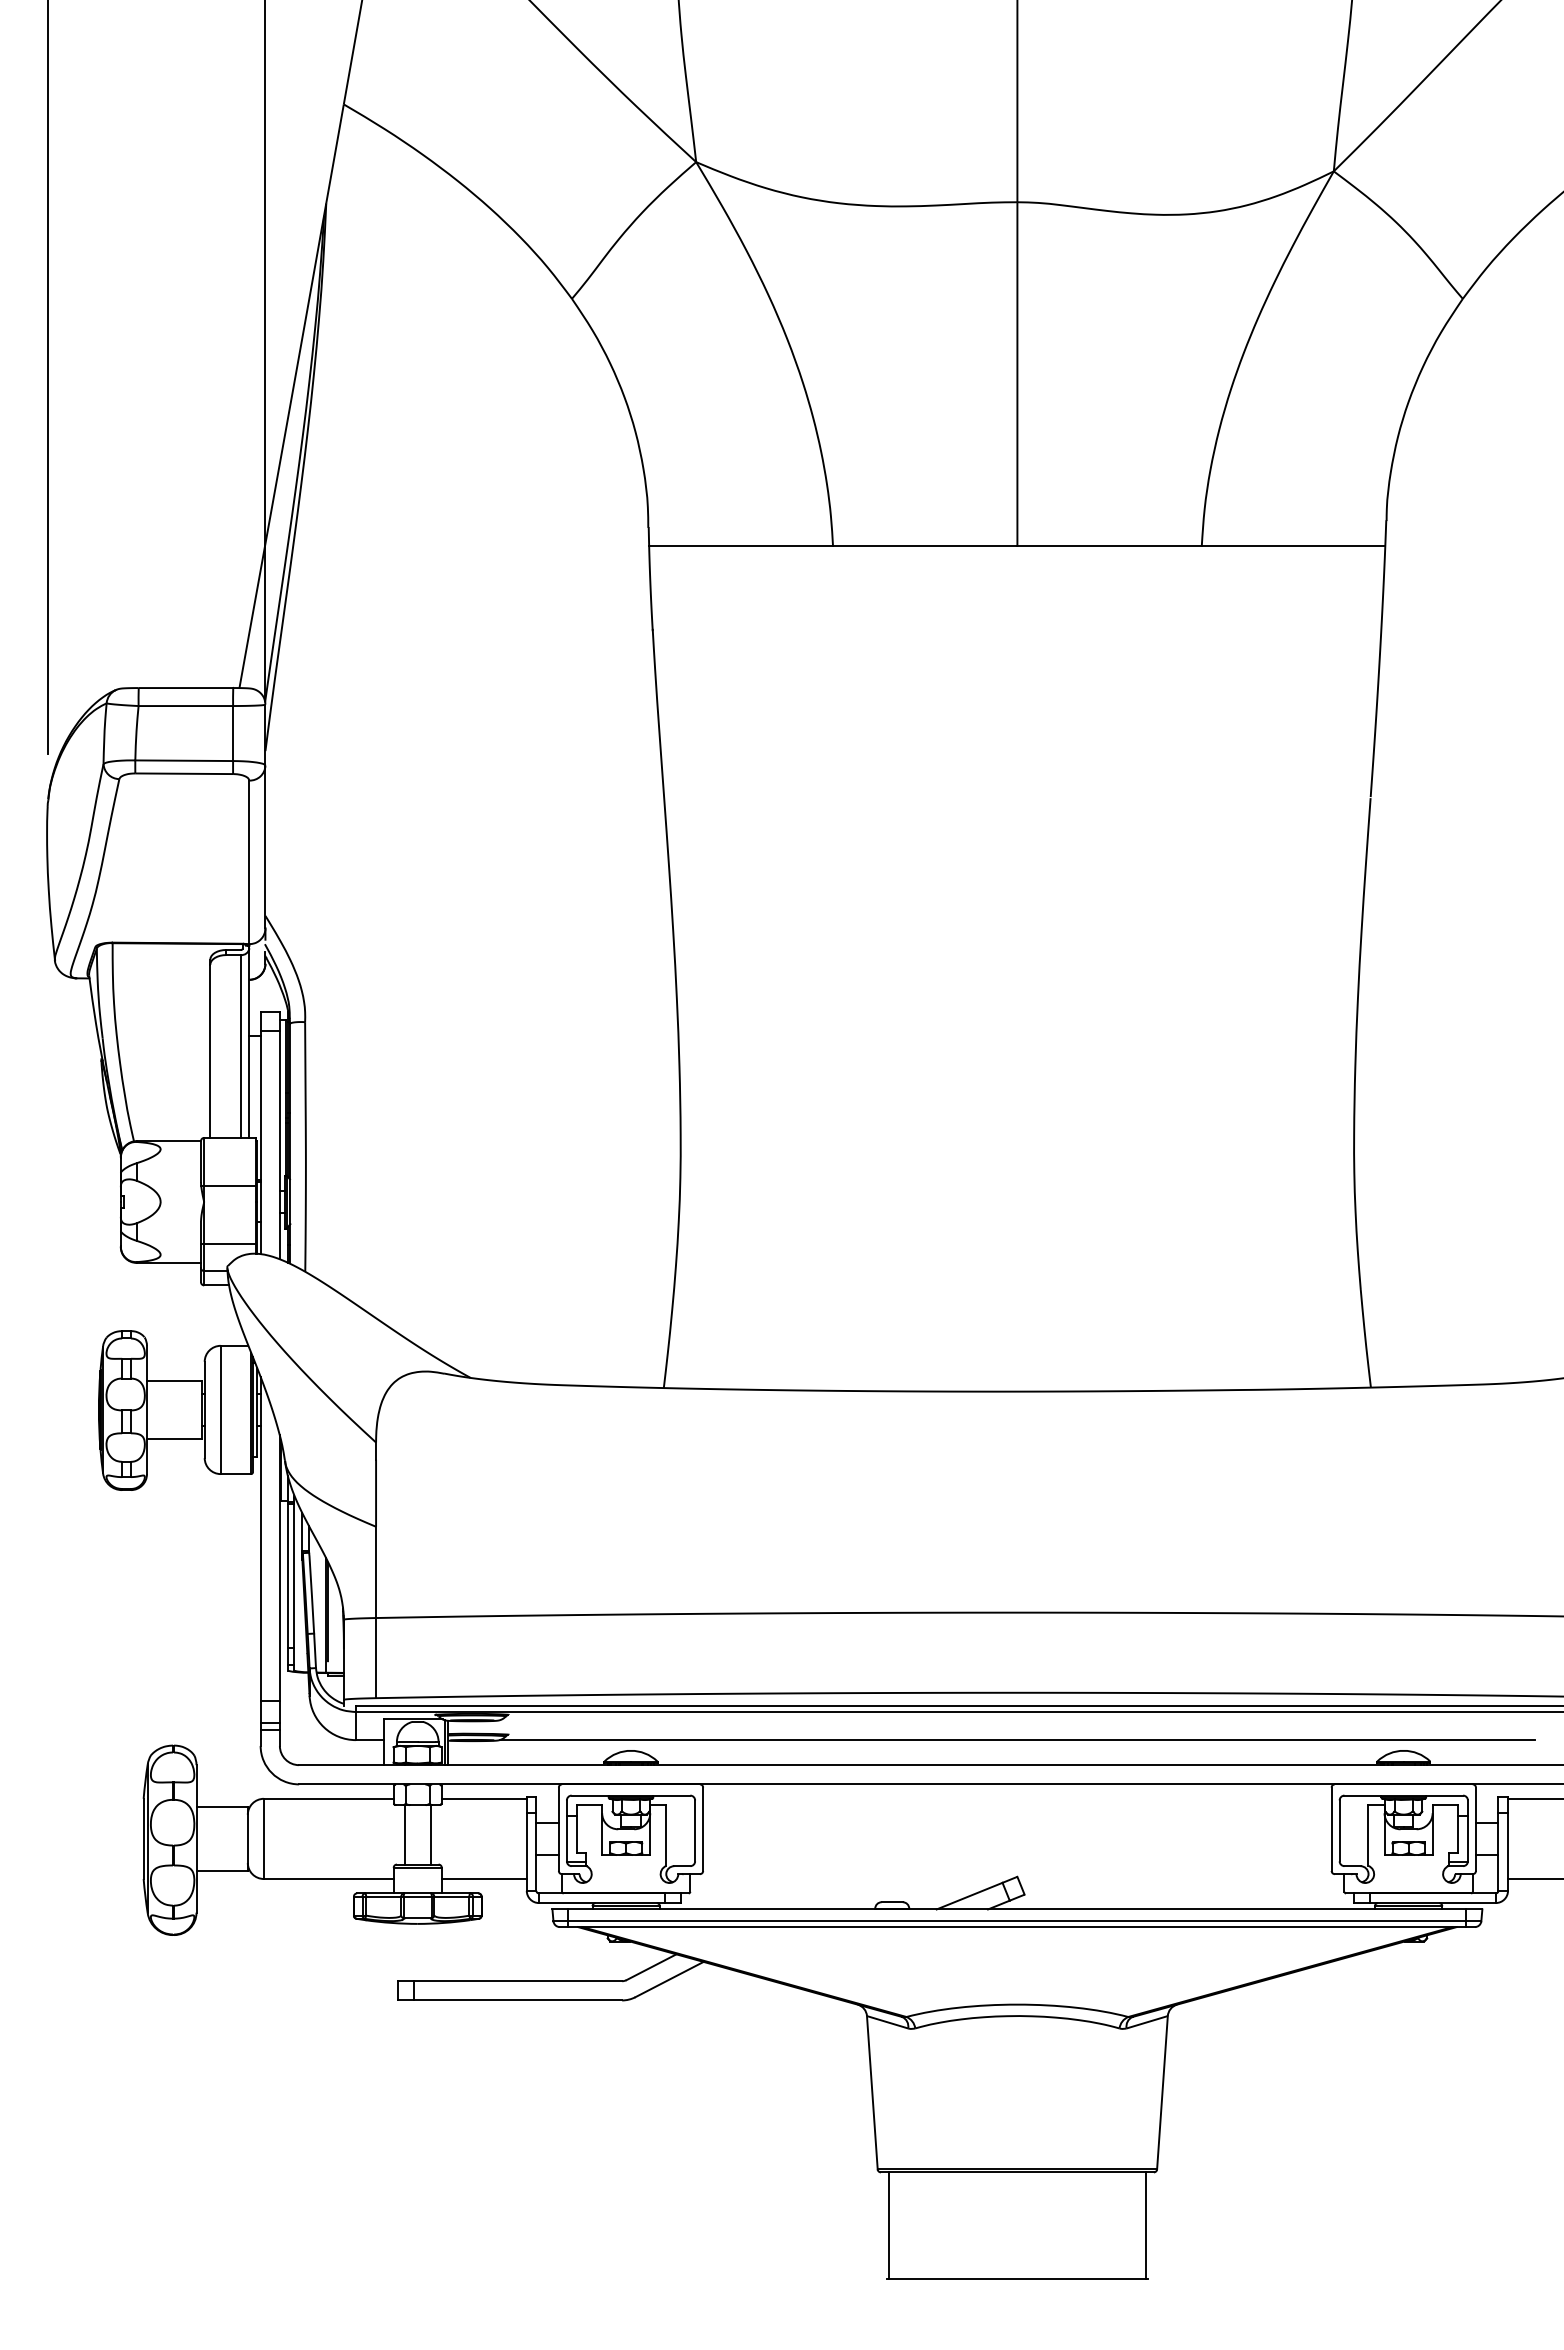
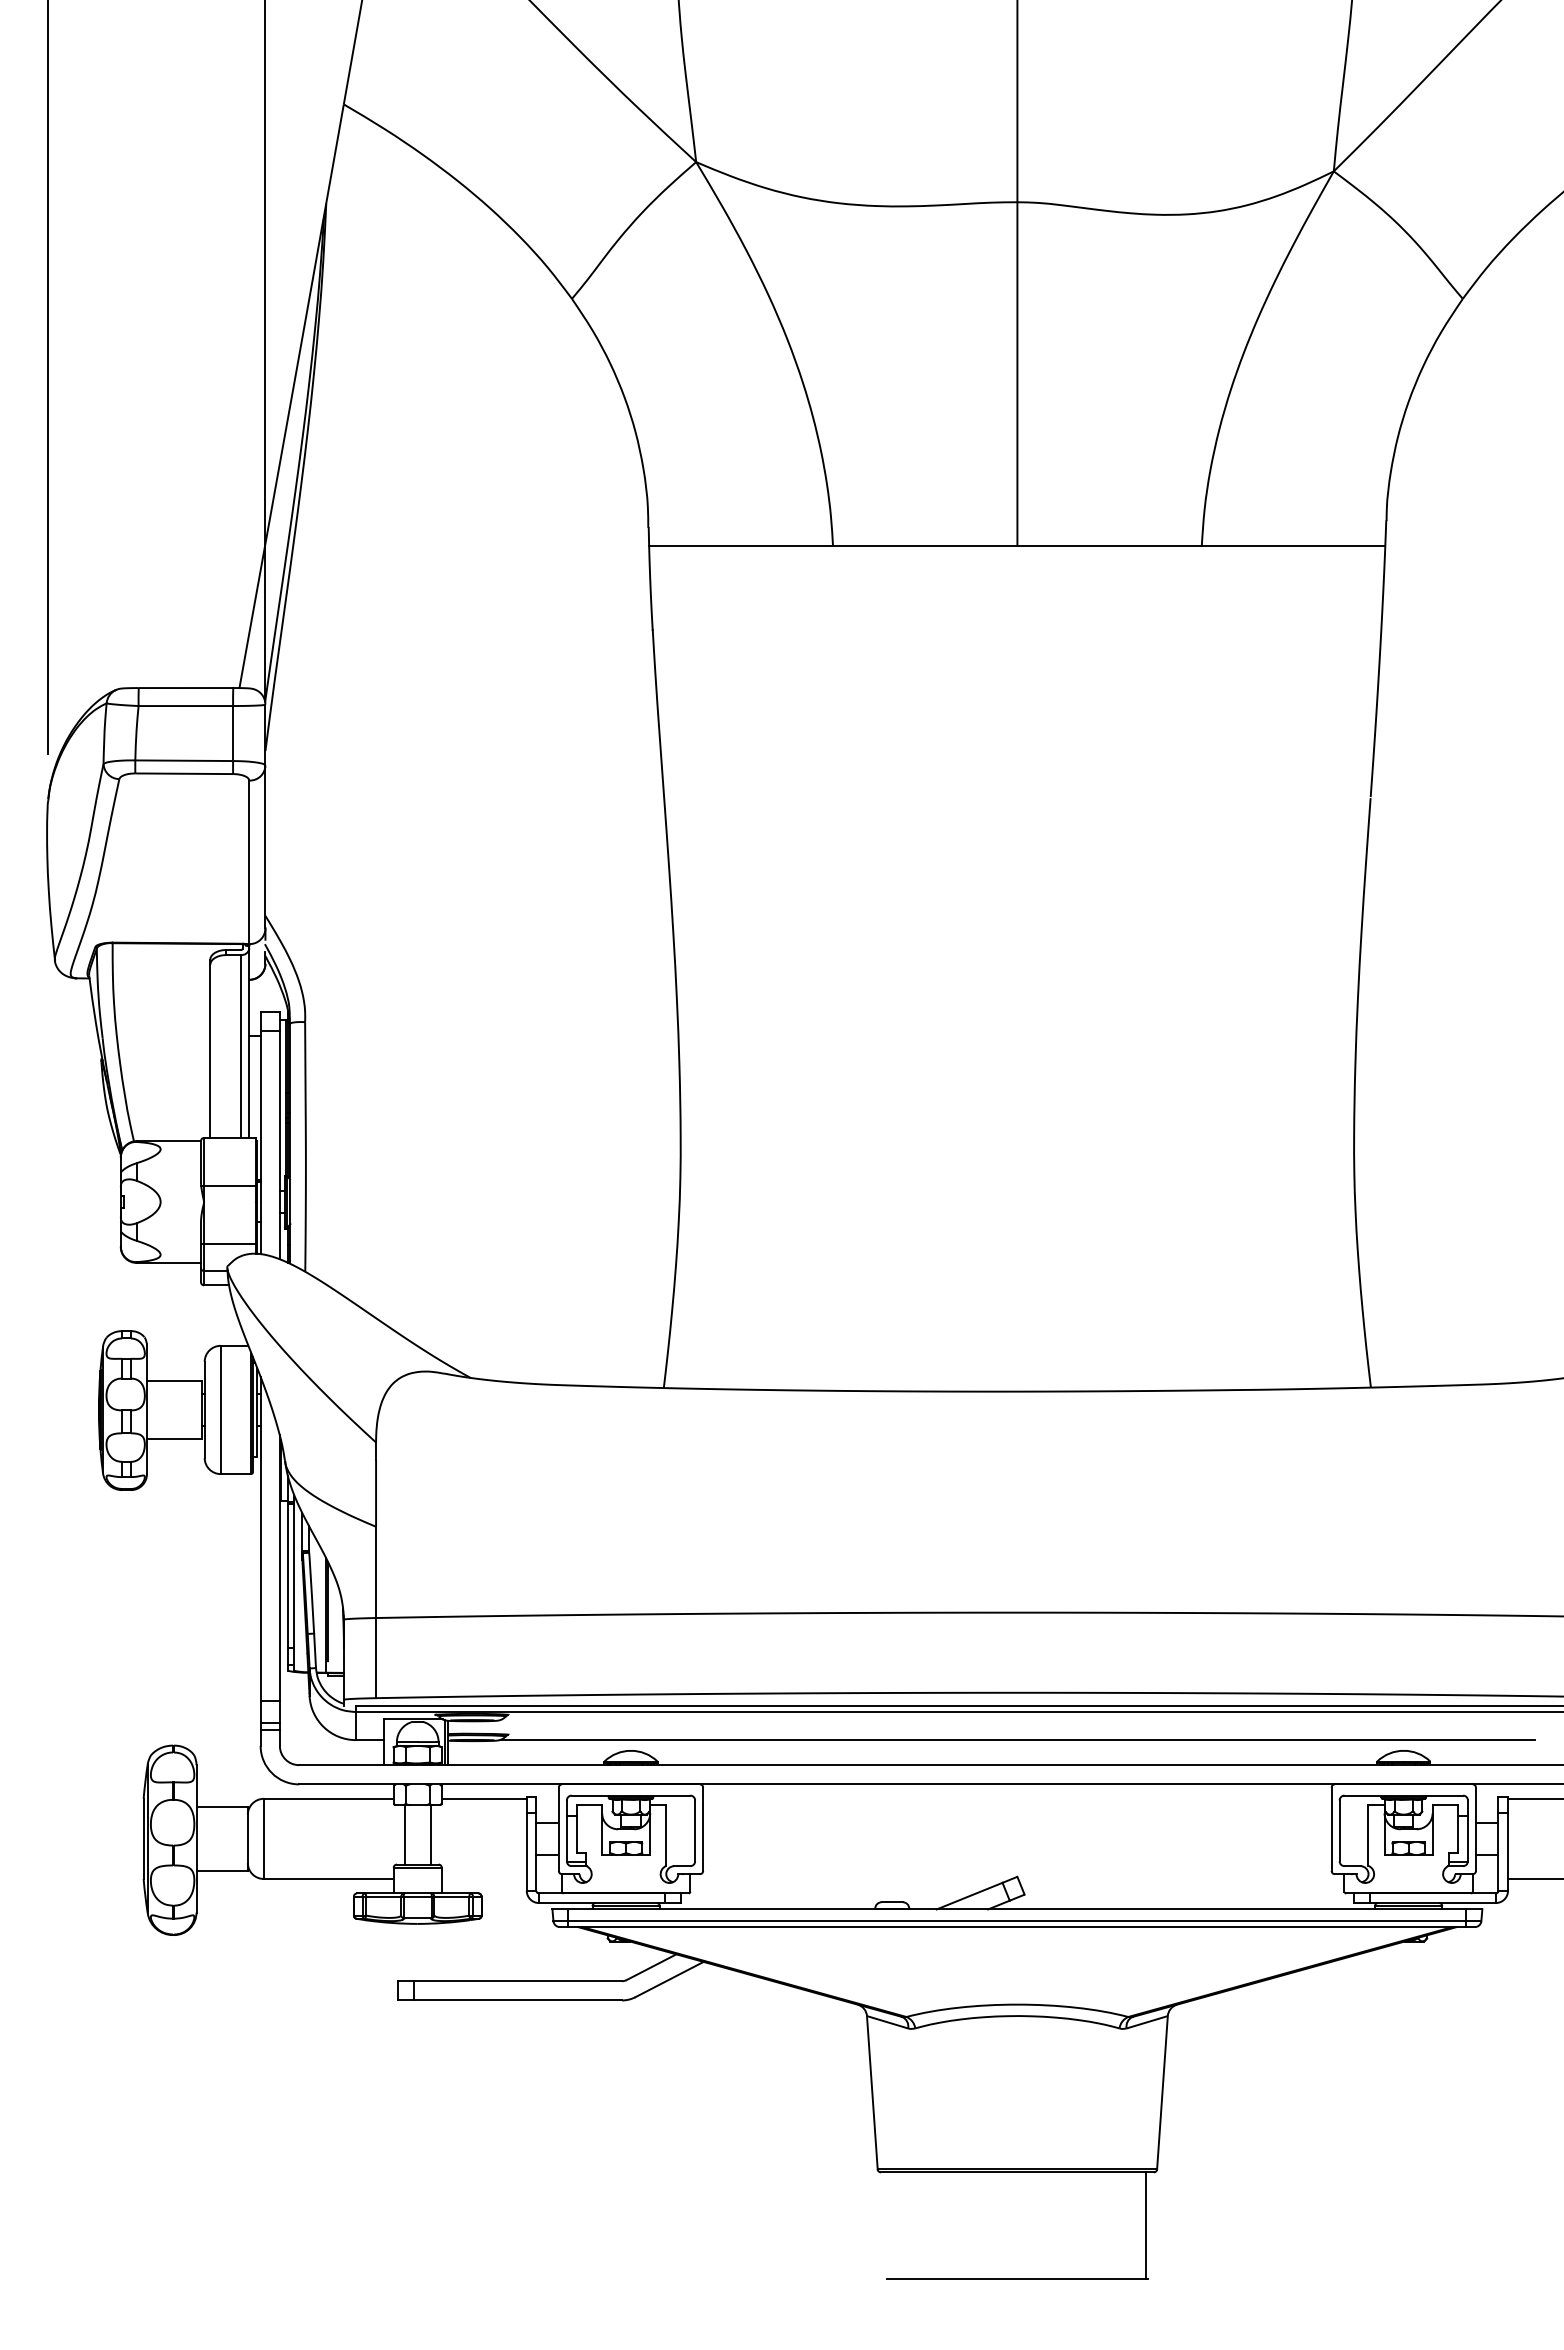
line: present -> none (483, 1878)
line: present -> none (889, 2225)
